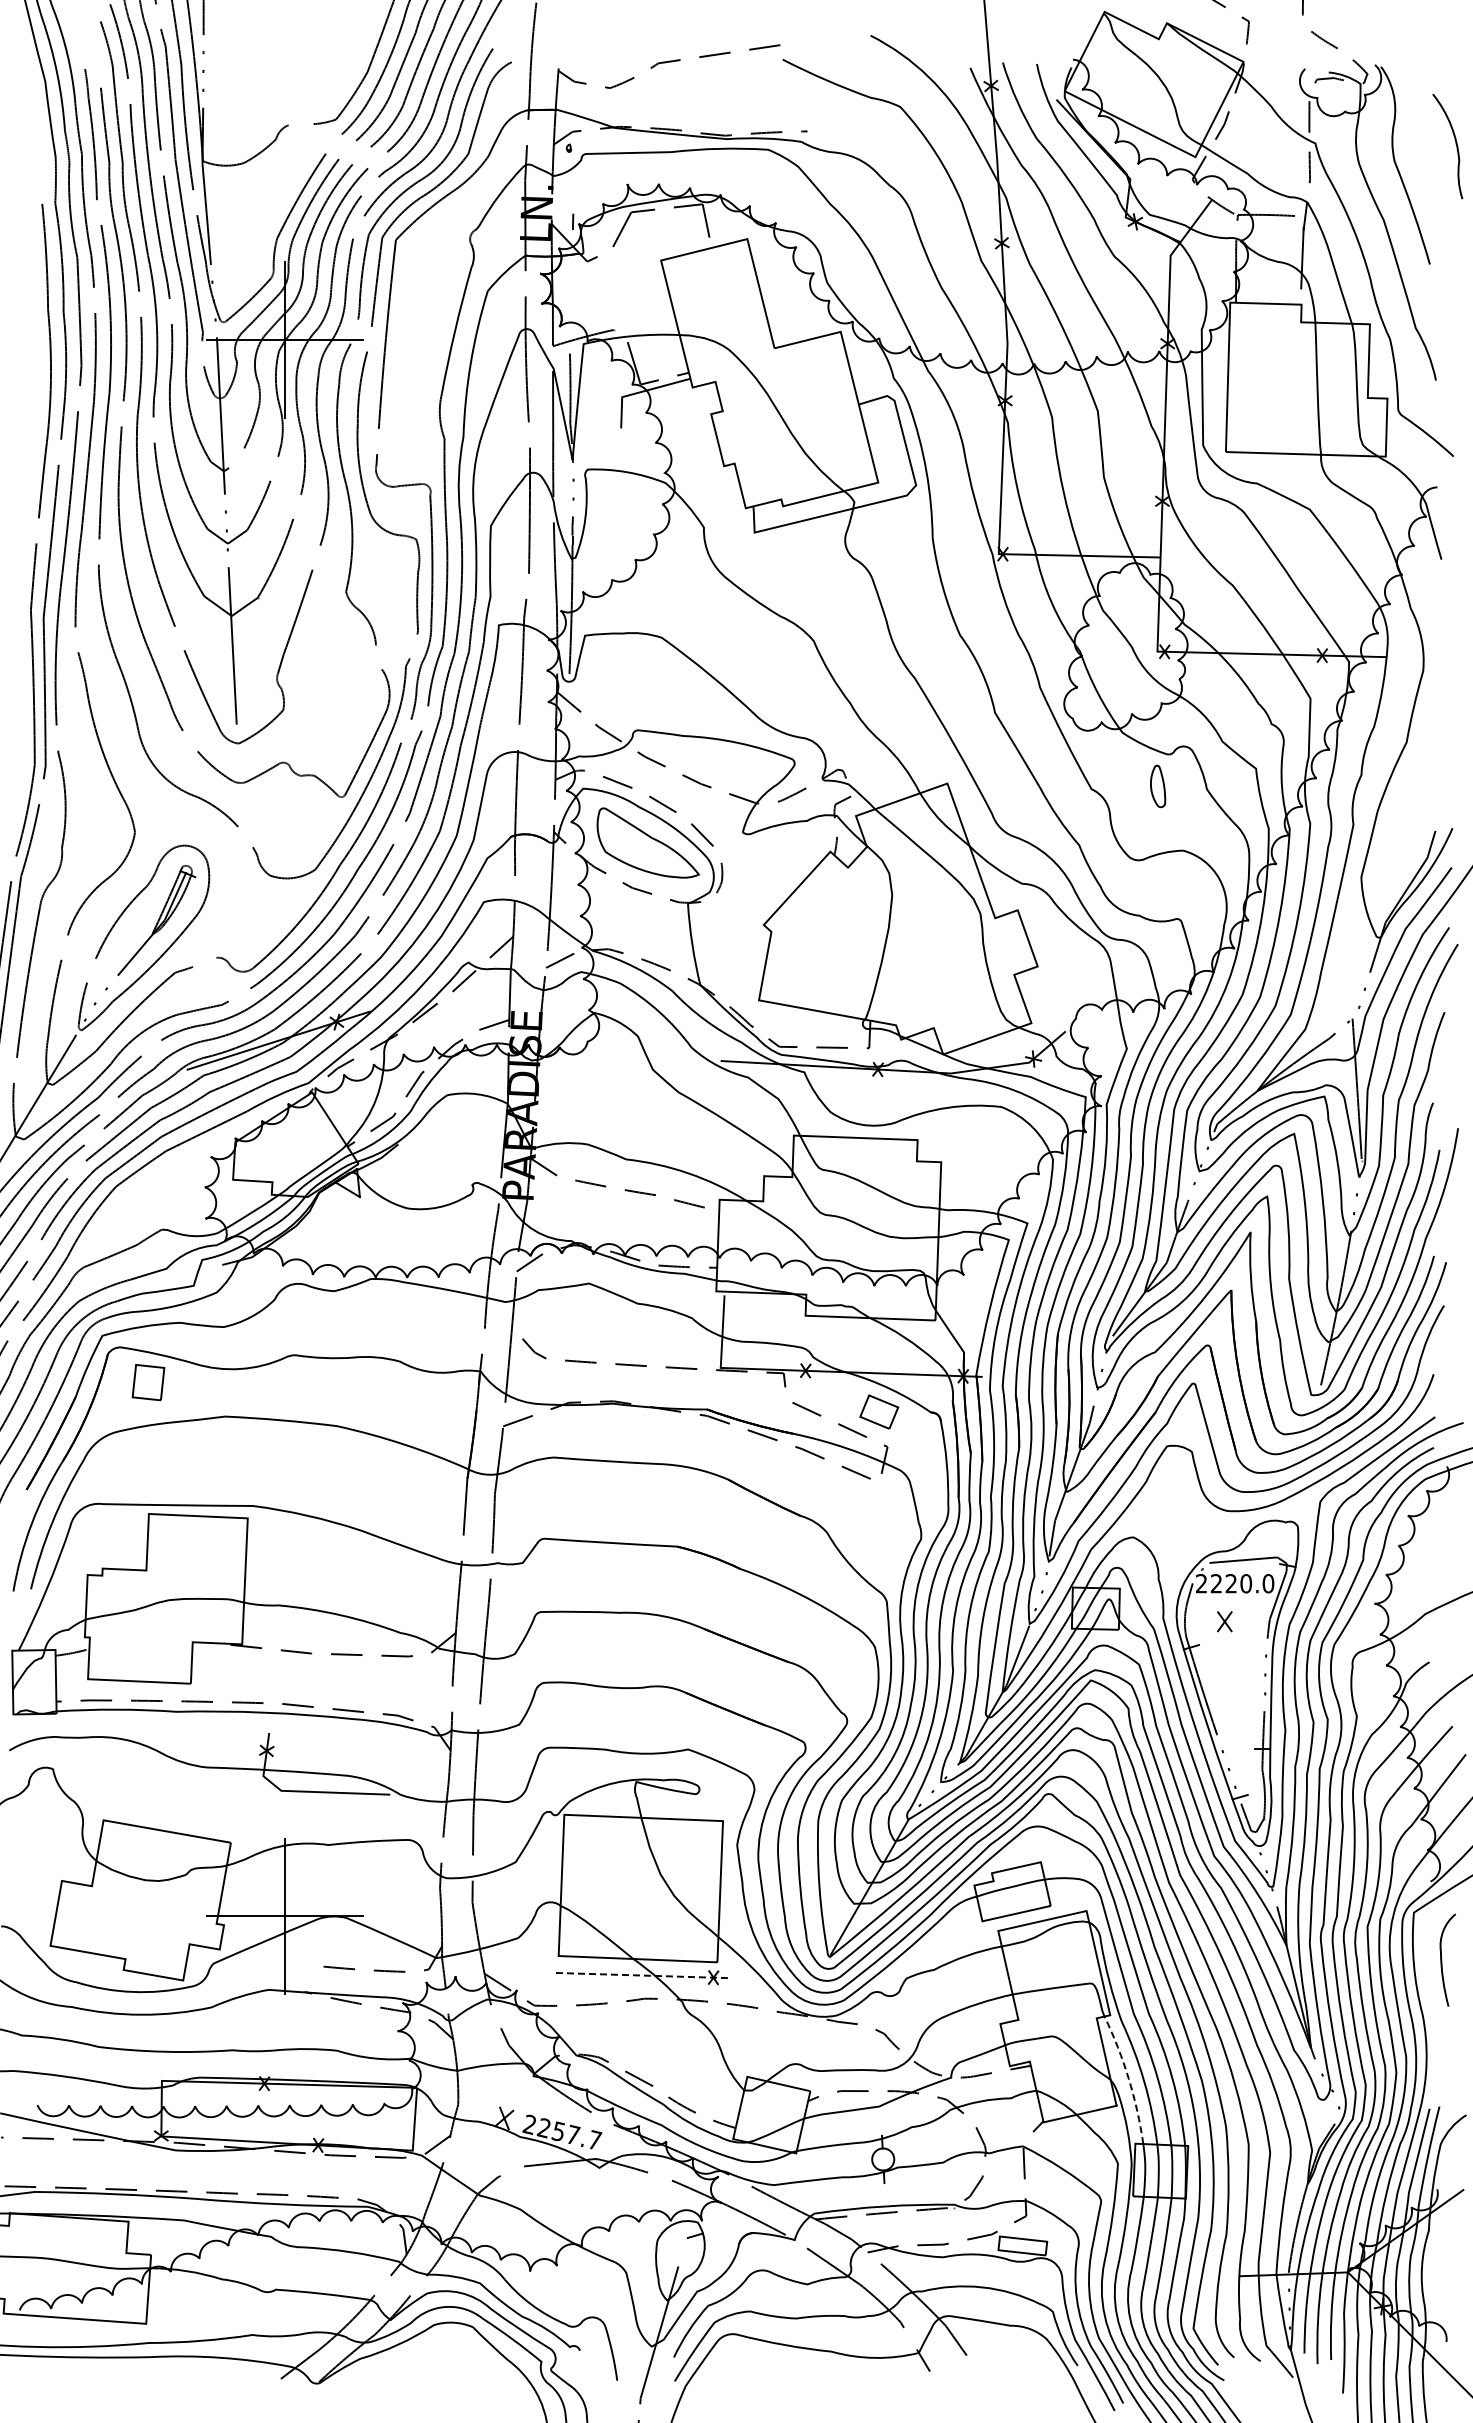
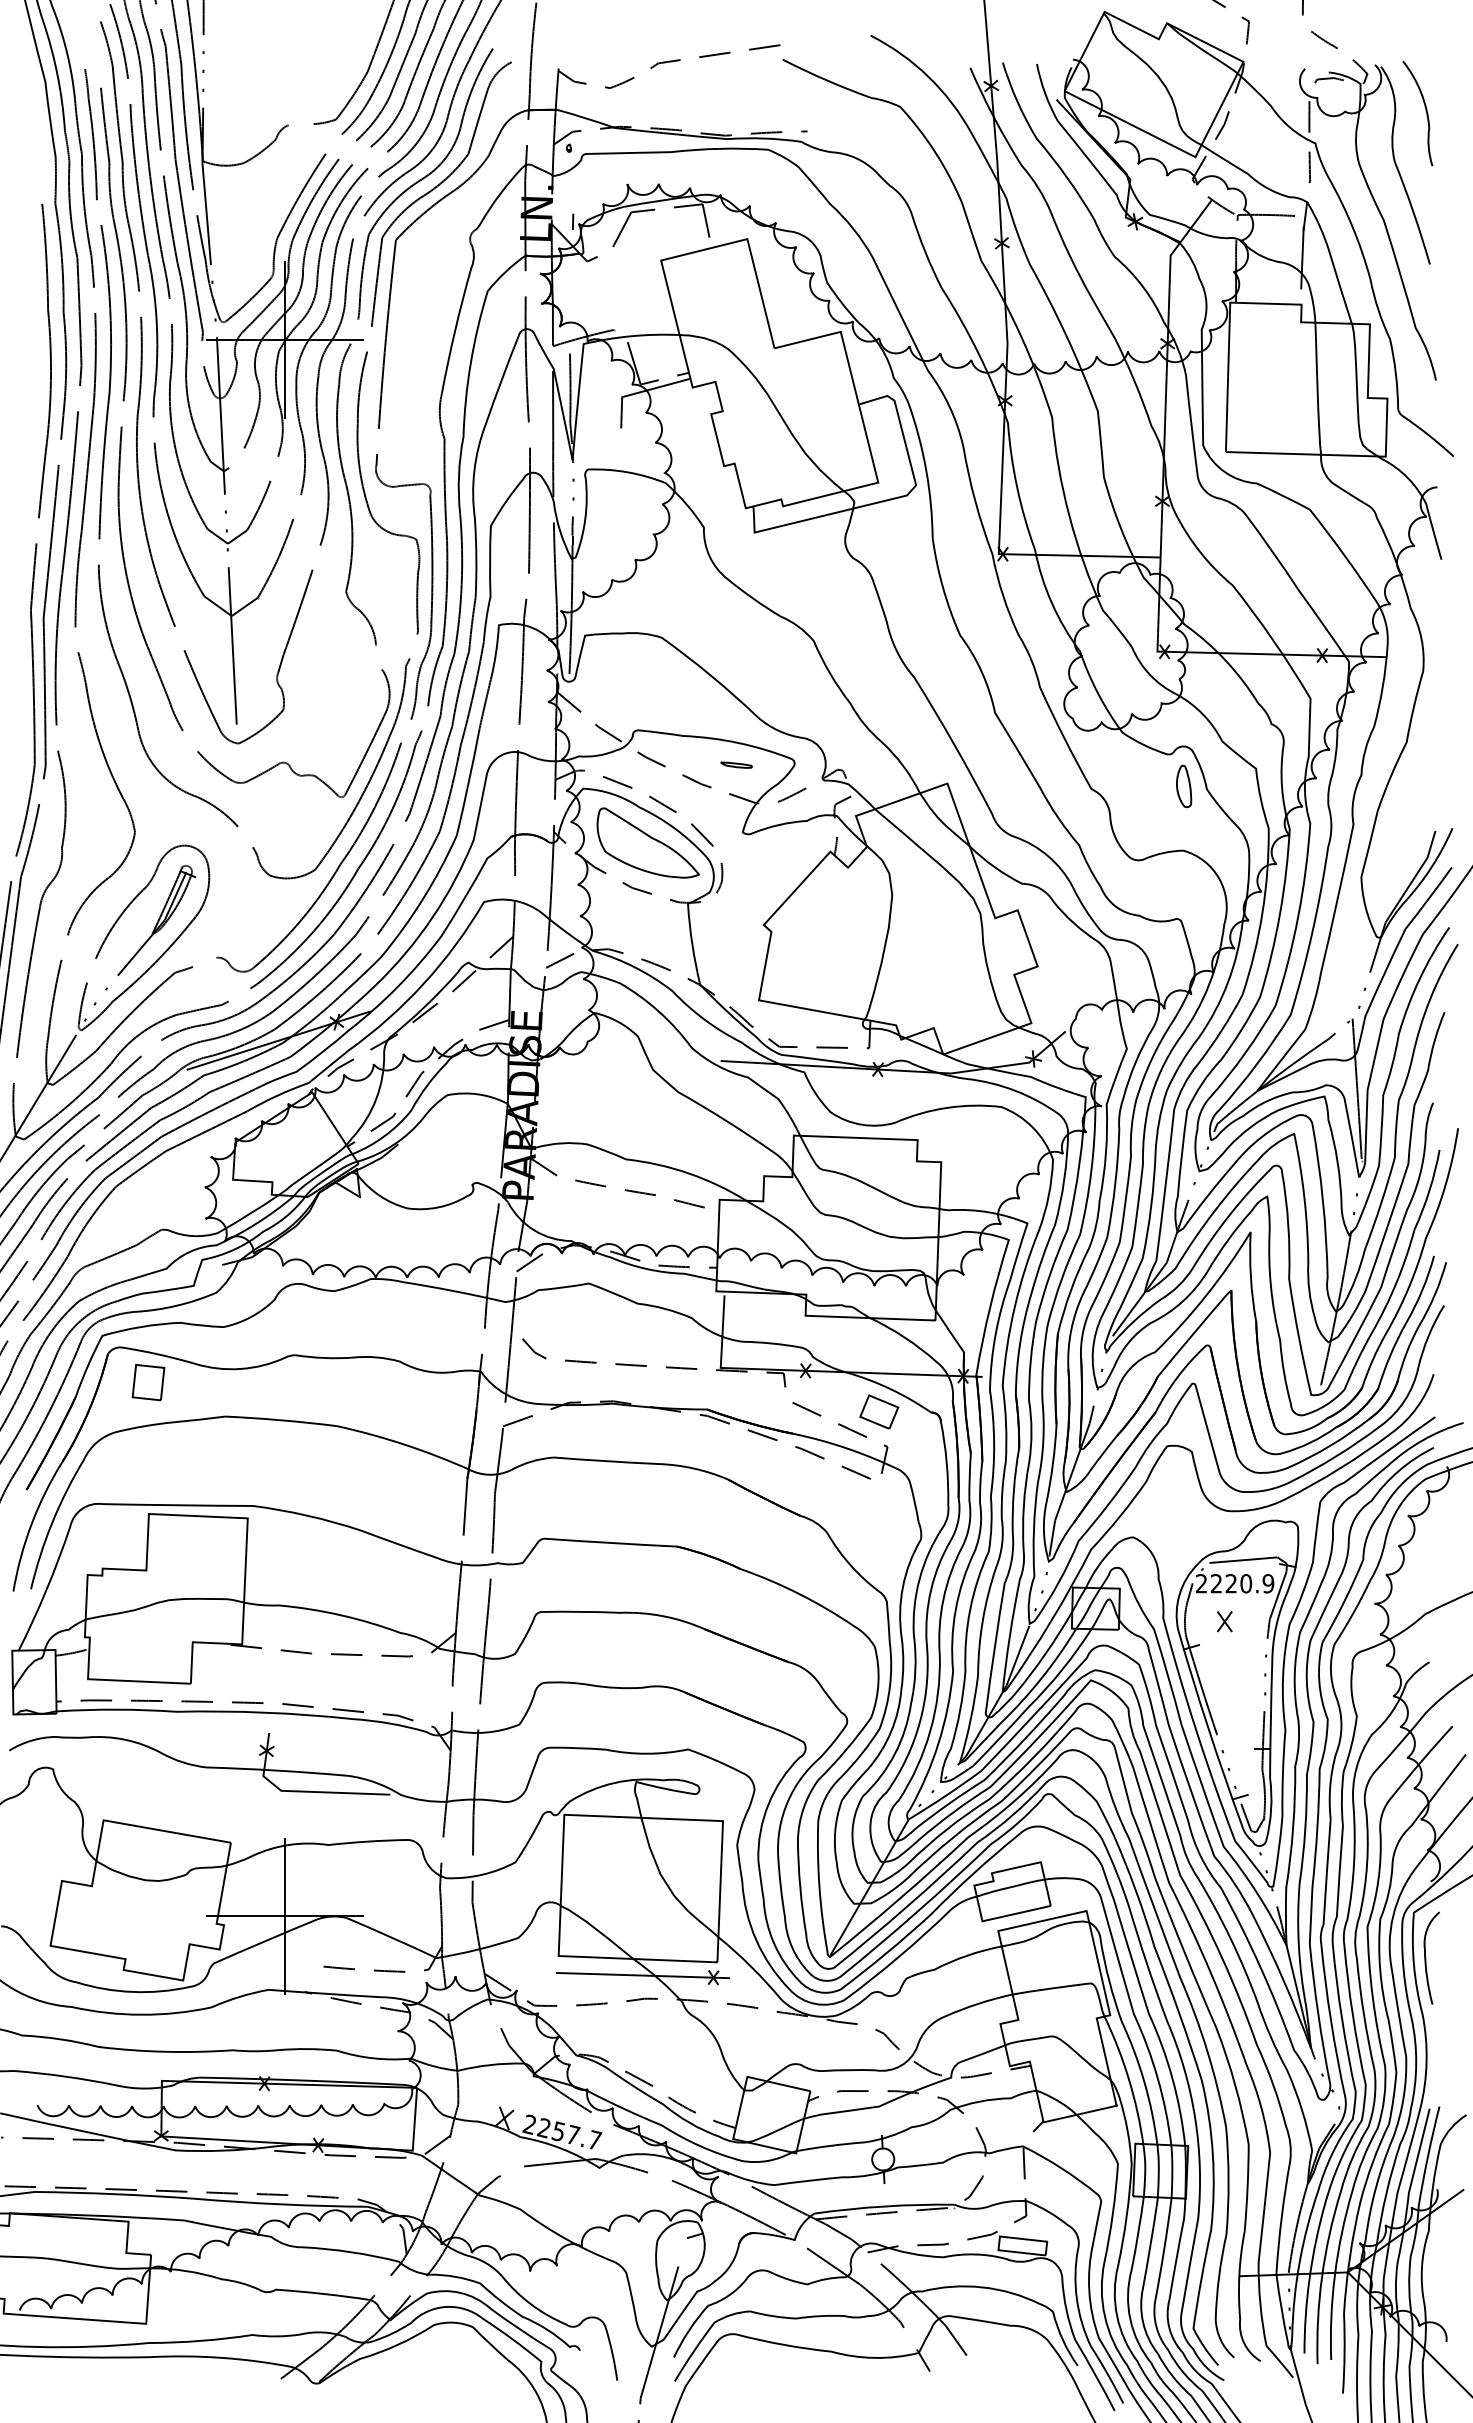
curve position: (1455, 144) -> (1425, 111) (1425, 111)
part: none -> present (736, 764)
part position: (1158, 786) -> (1184, 786) (1184, 786)
text: 2220.0 -> 2220.9 (1268, 1583)
curve position: (1442, 1959) -> (1426, 1957) (1426, 1957)
line: dashed -> solid (643, 1975)
line: dashed -> solid (1128, 2078)
